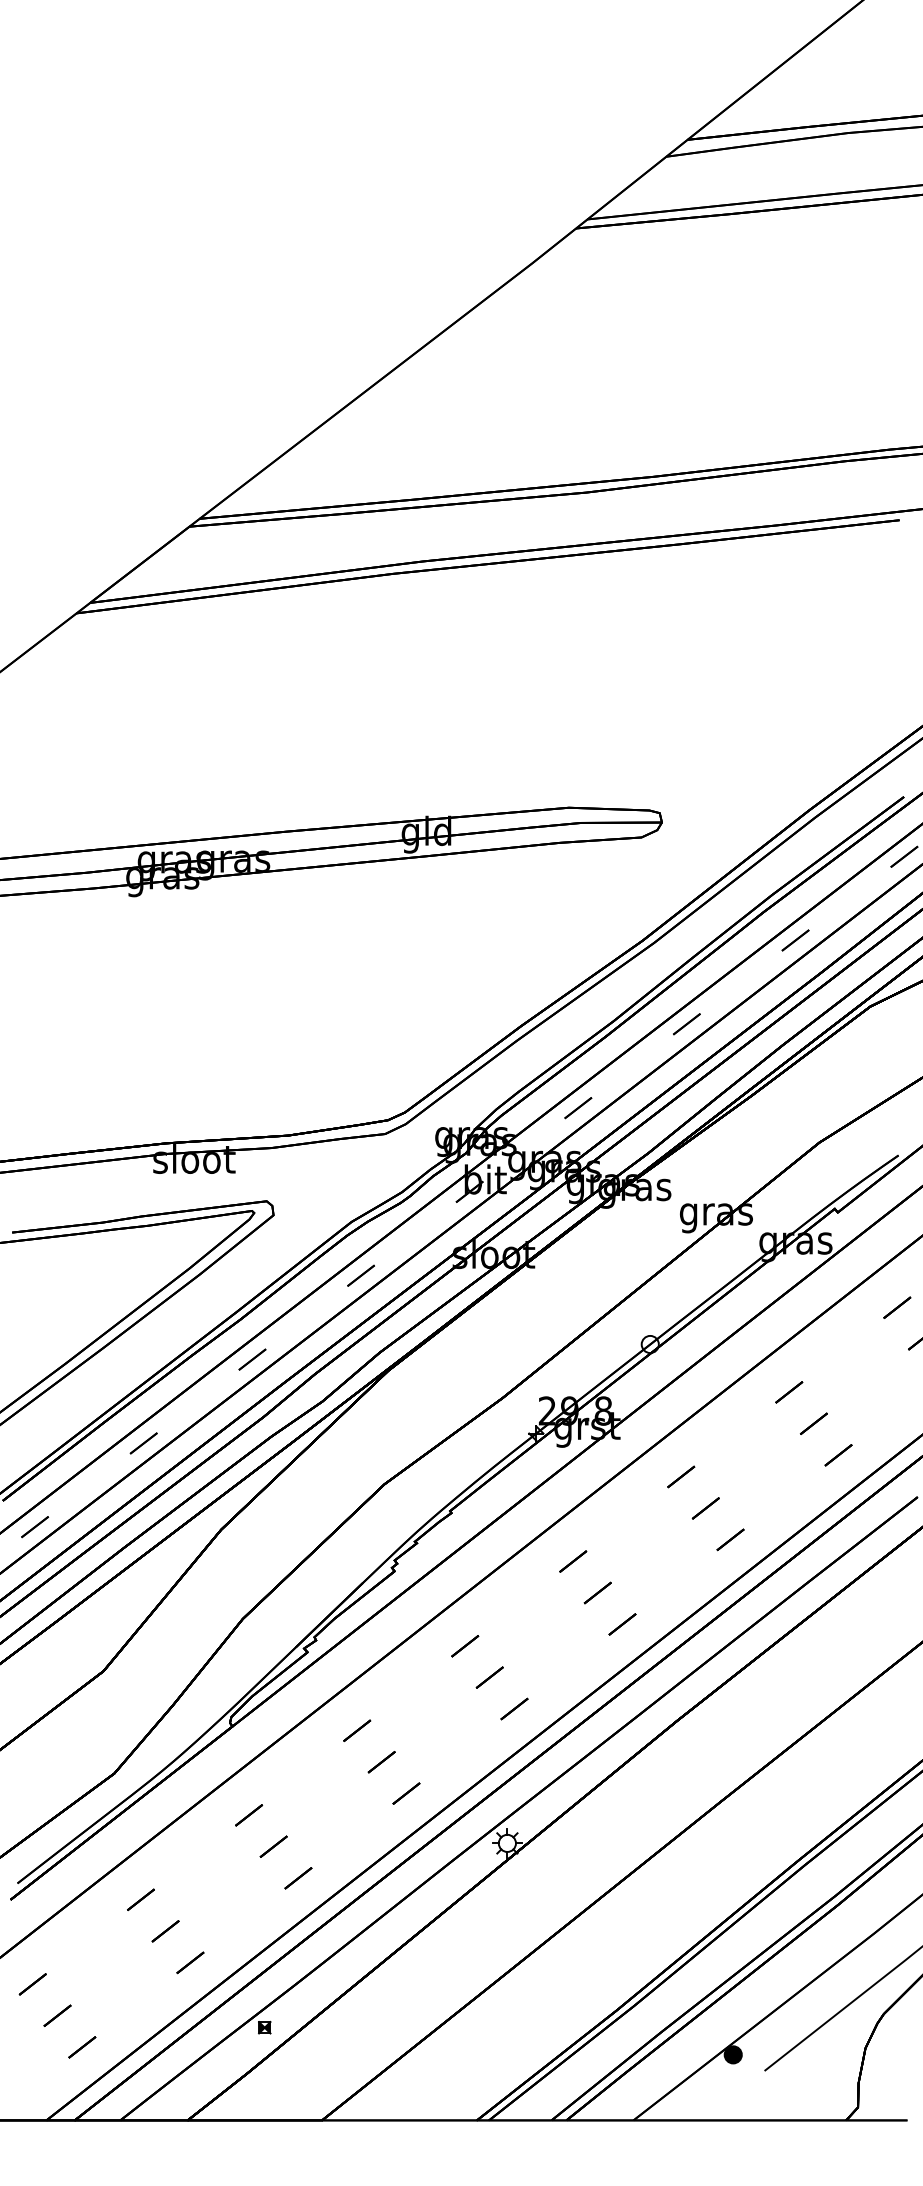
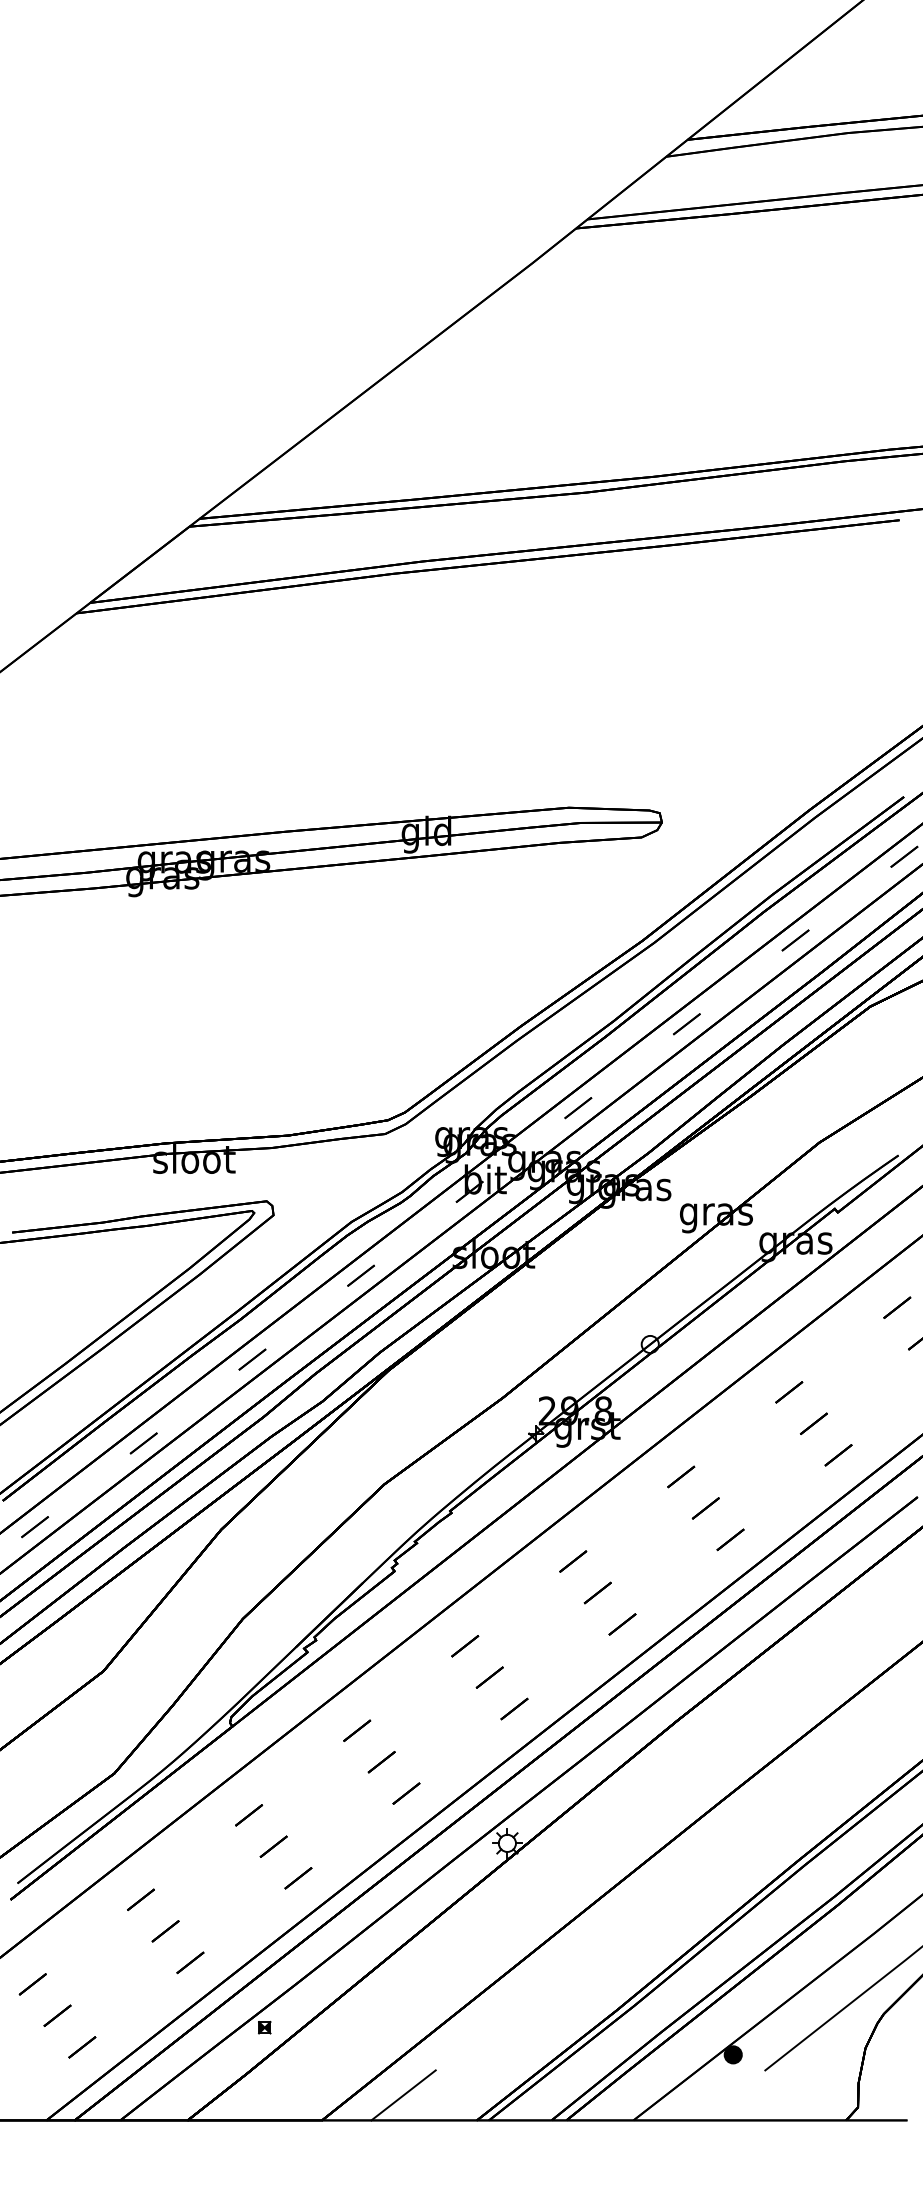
line: none -> present (403, 2095)
